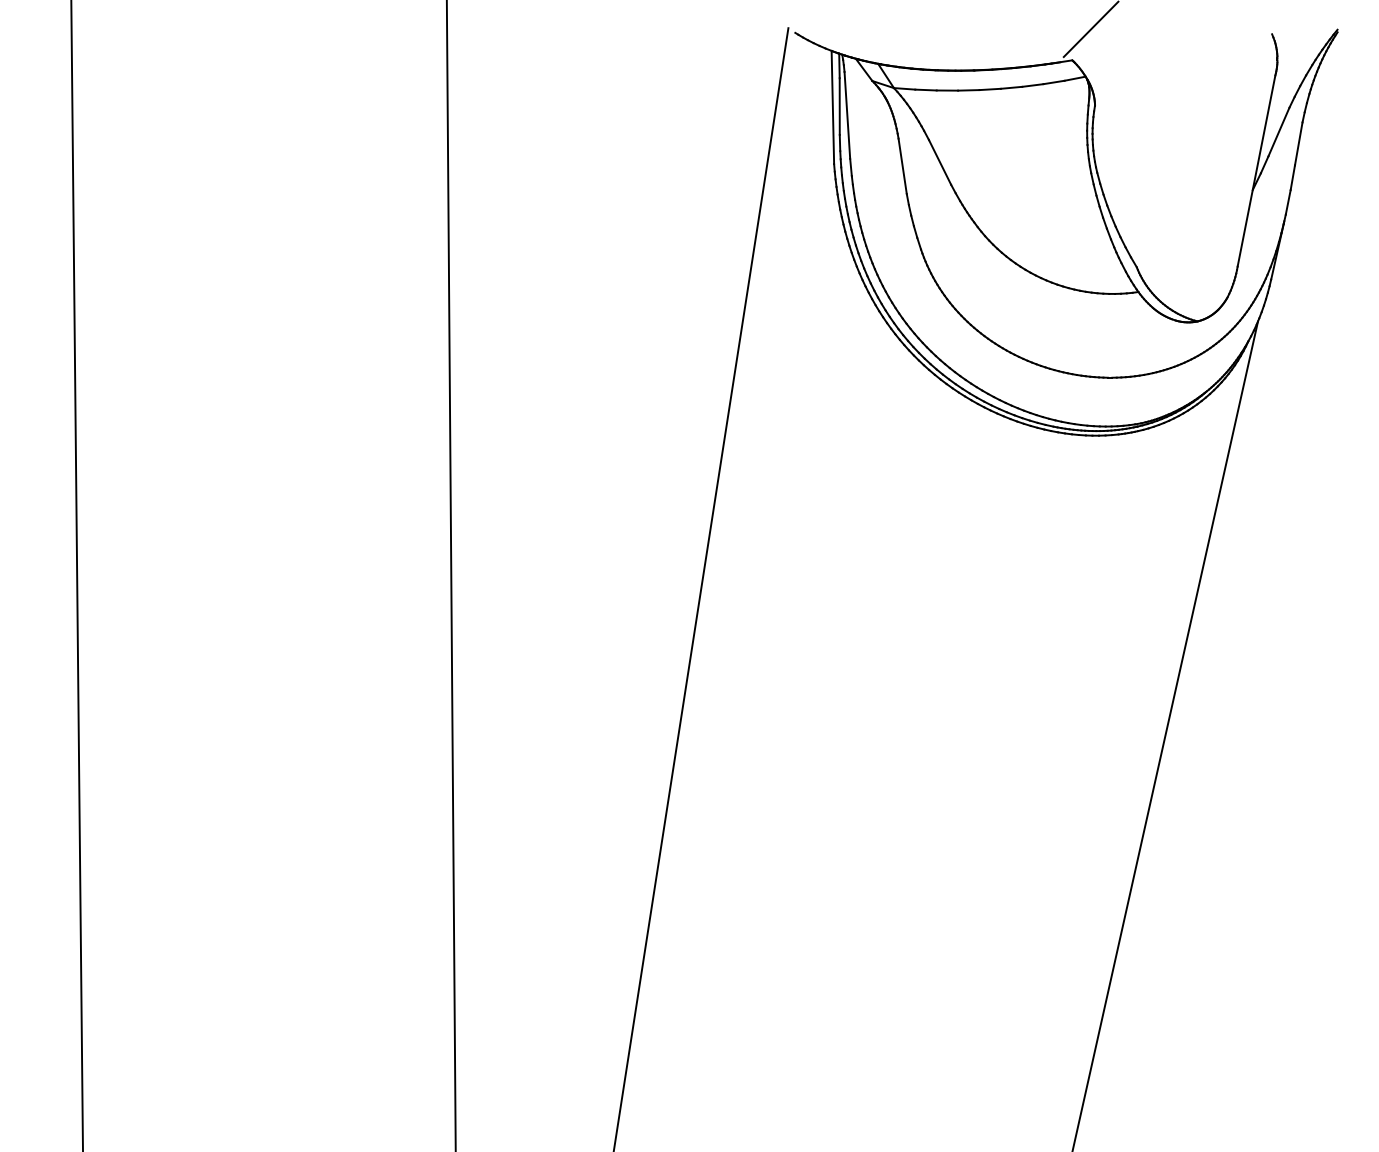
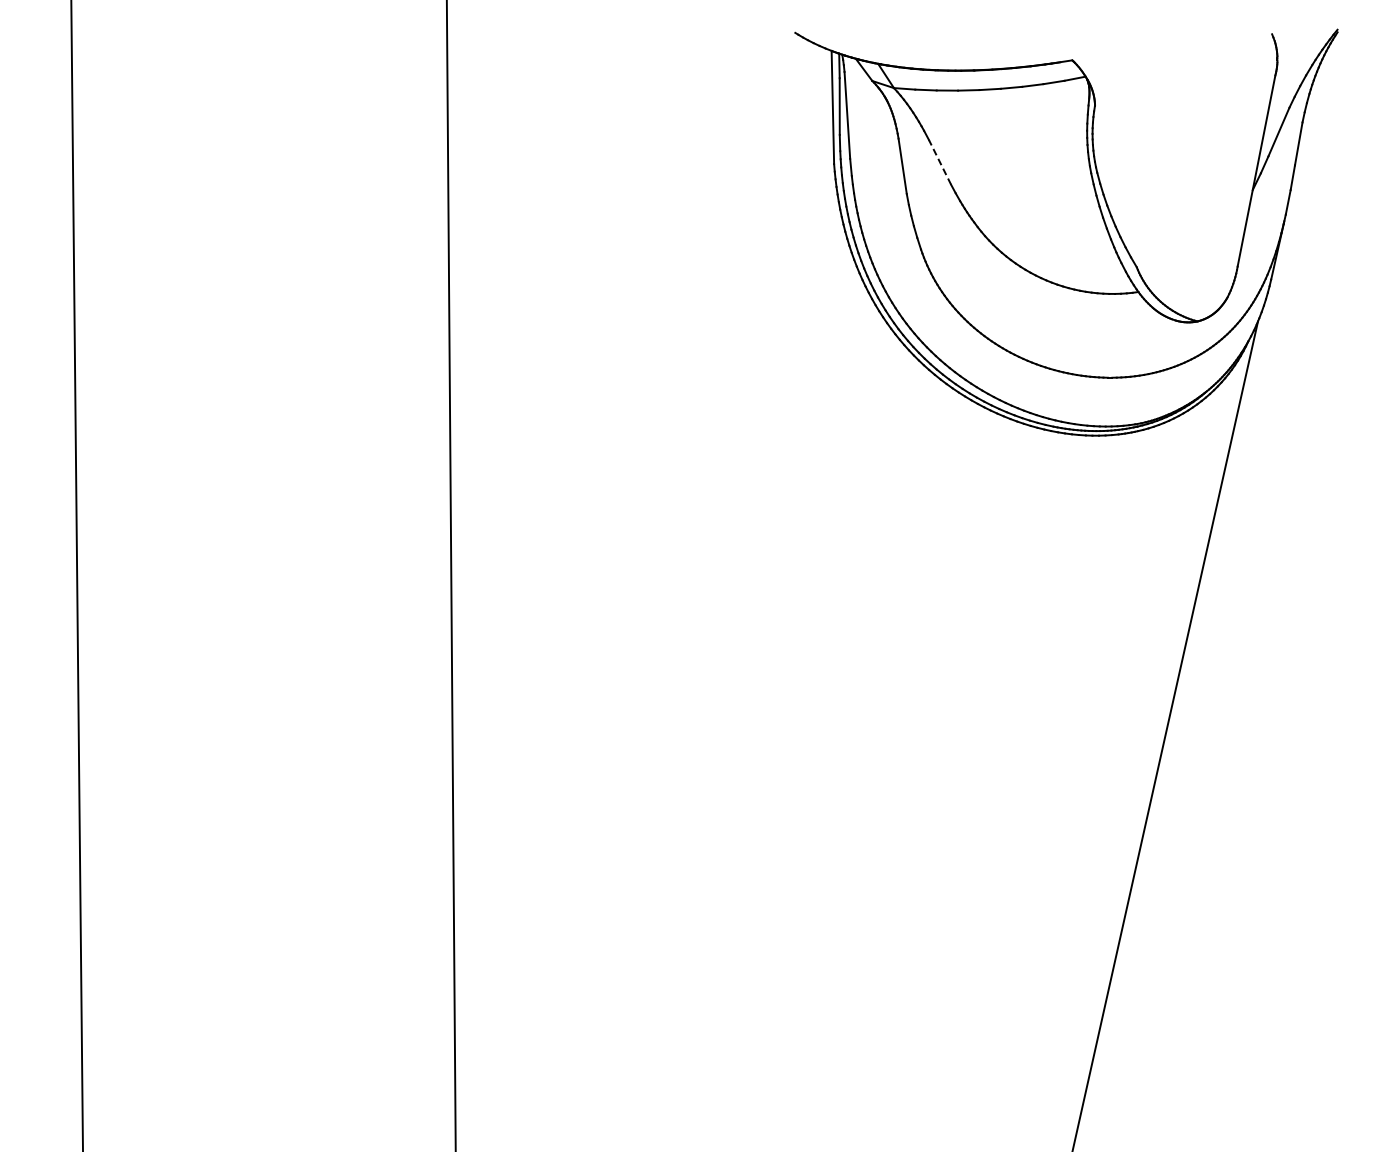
line: present -> none (1090, 29)
line: solid -> dashed (939, 161)
line: present -> none (701, 588)
